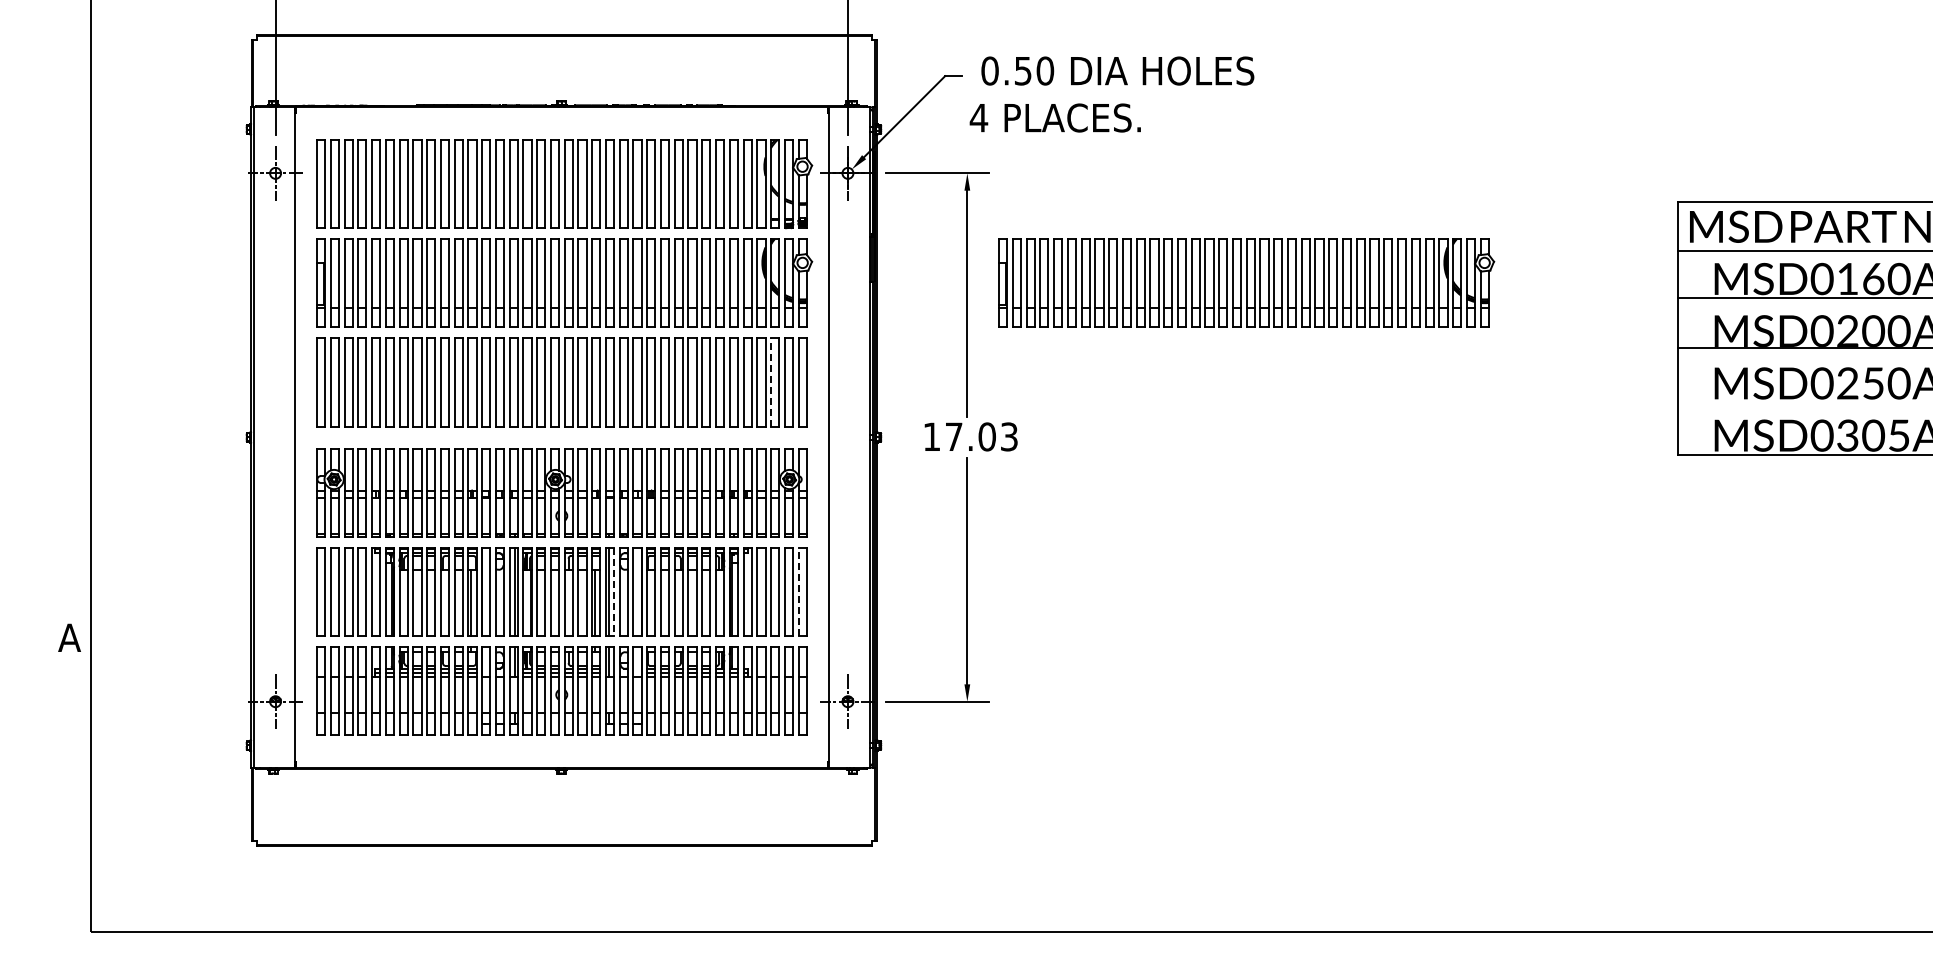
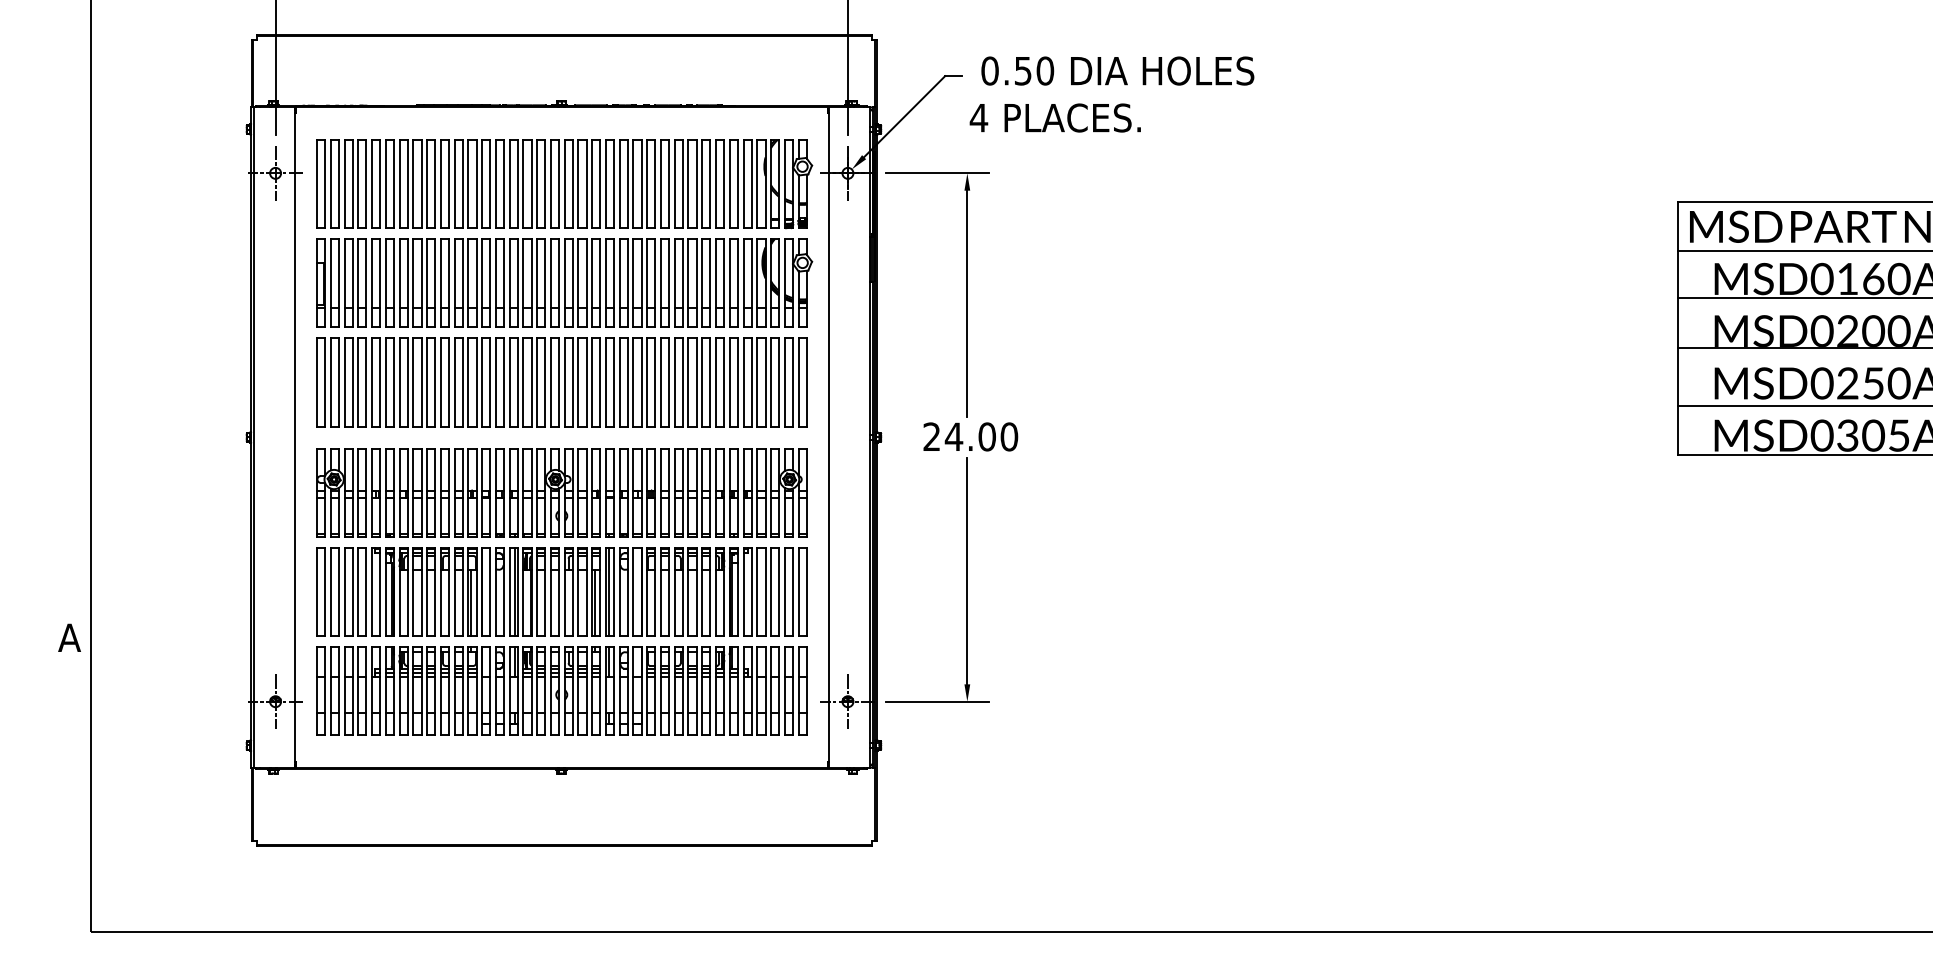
part: present -> none (1246, 282)
line: dashed -> solid (771, 381)
line: none -> present (1803, 406)
text: 17.03 -> 24.00 (970, 436)
line: dashed -> solid (798, 591)
line: dashed -> solid (614, 592)
